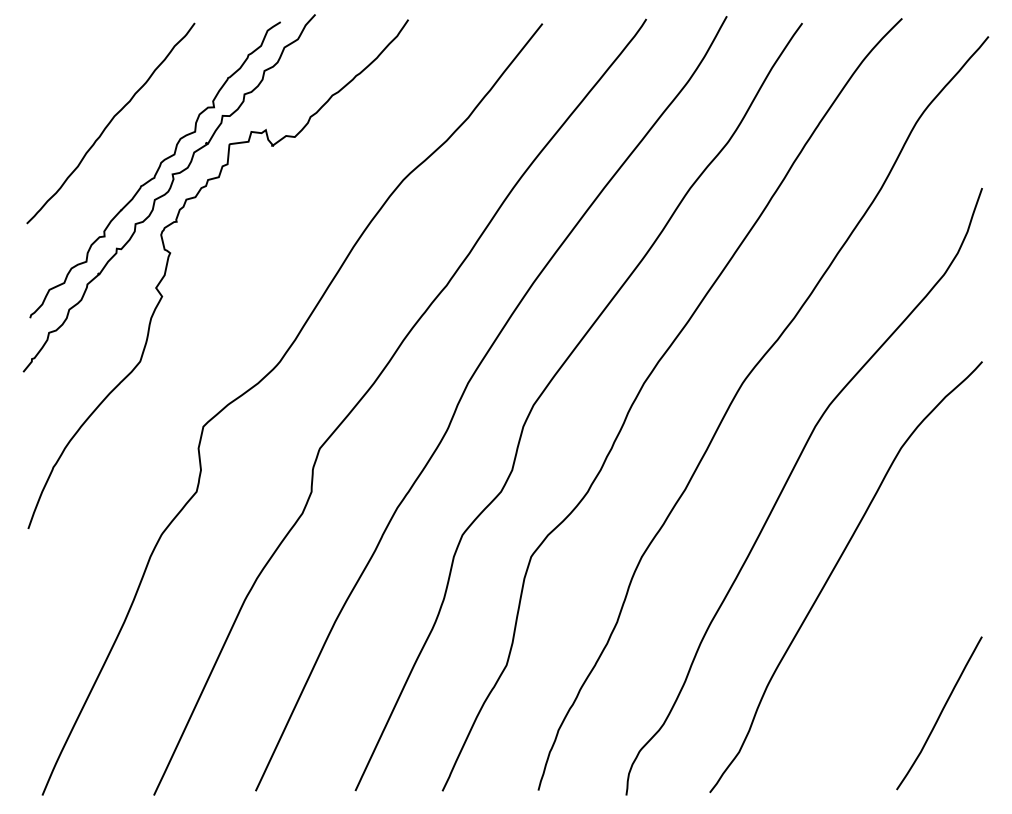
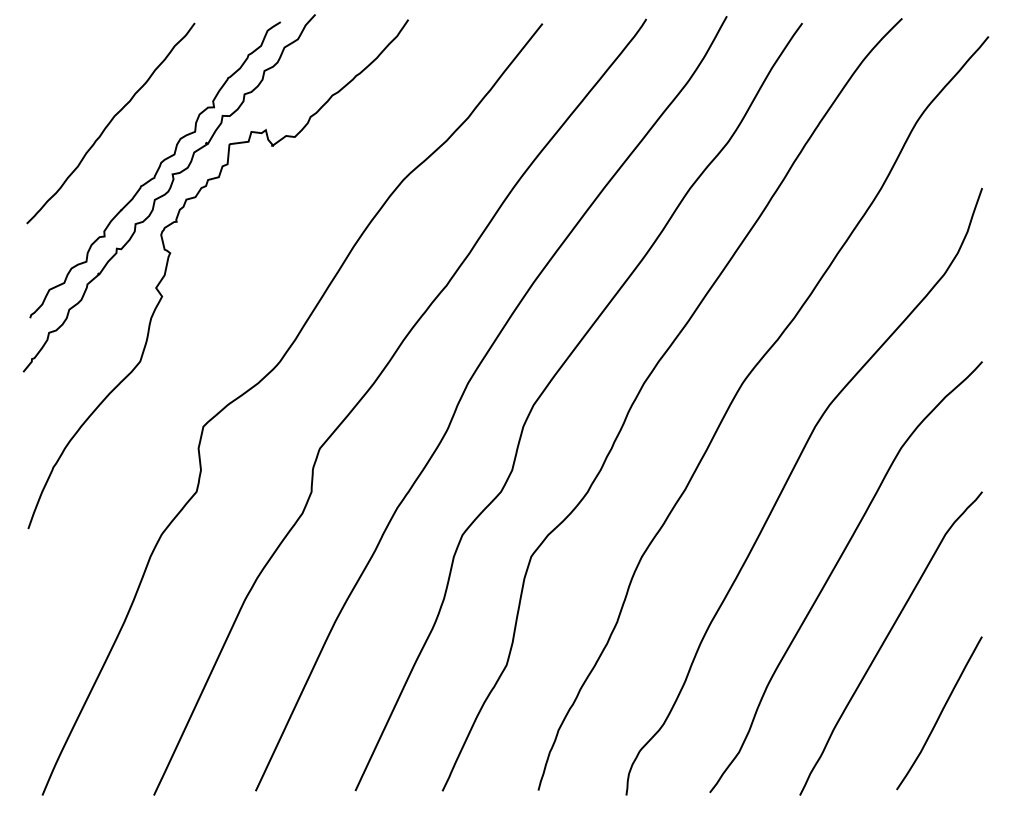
curve: none -> present (885, 641)
